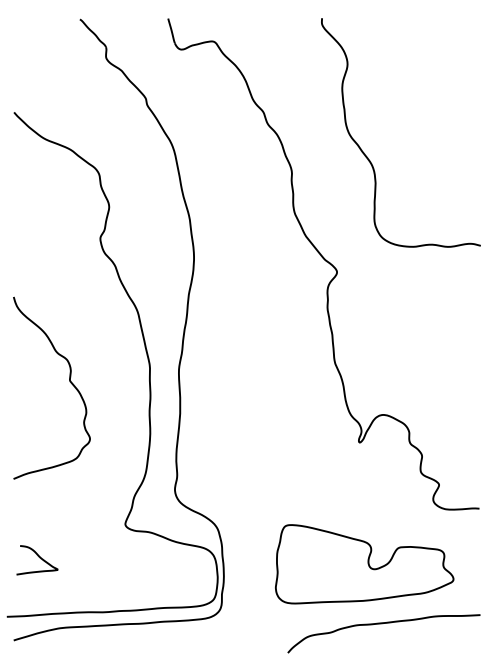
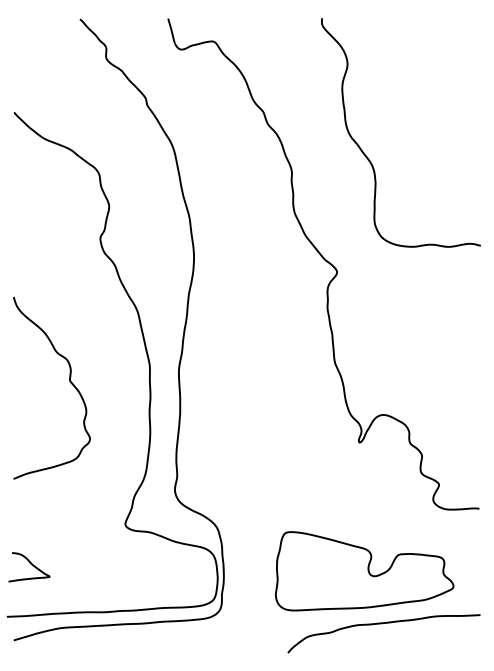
curve position: (39, 558) -> (31, 565) (31, 565)
part position: (364, 564) -> (364, 571) (364, 571)
